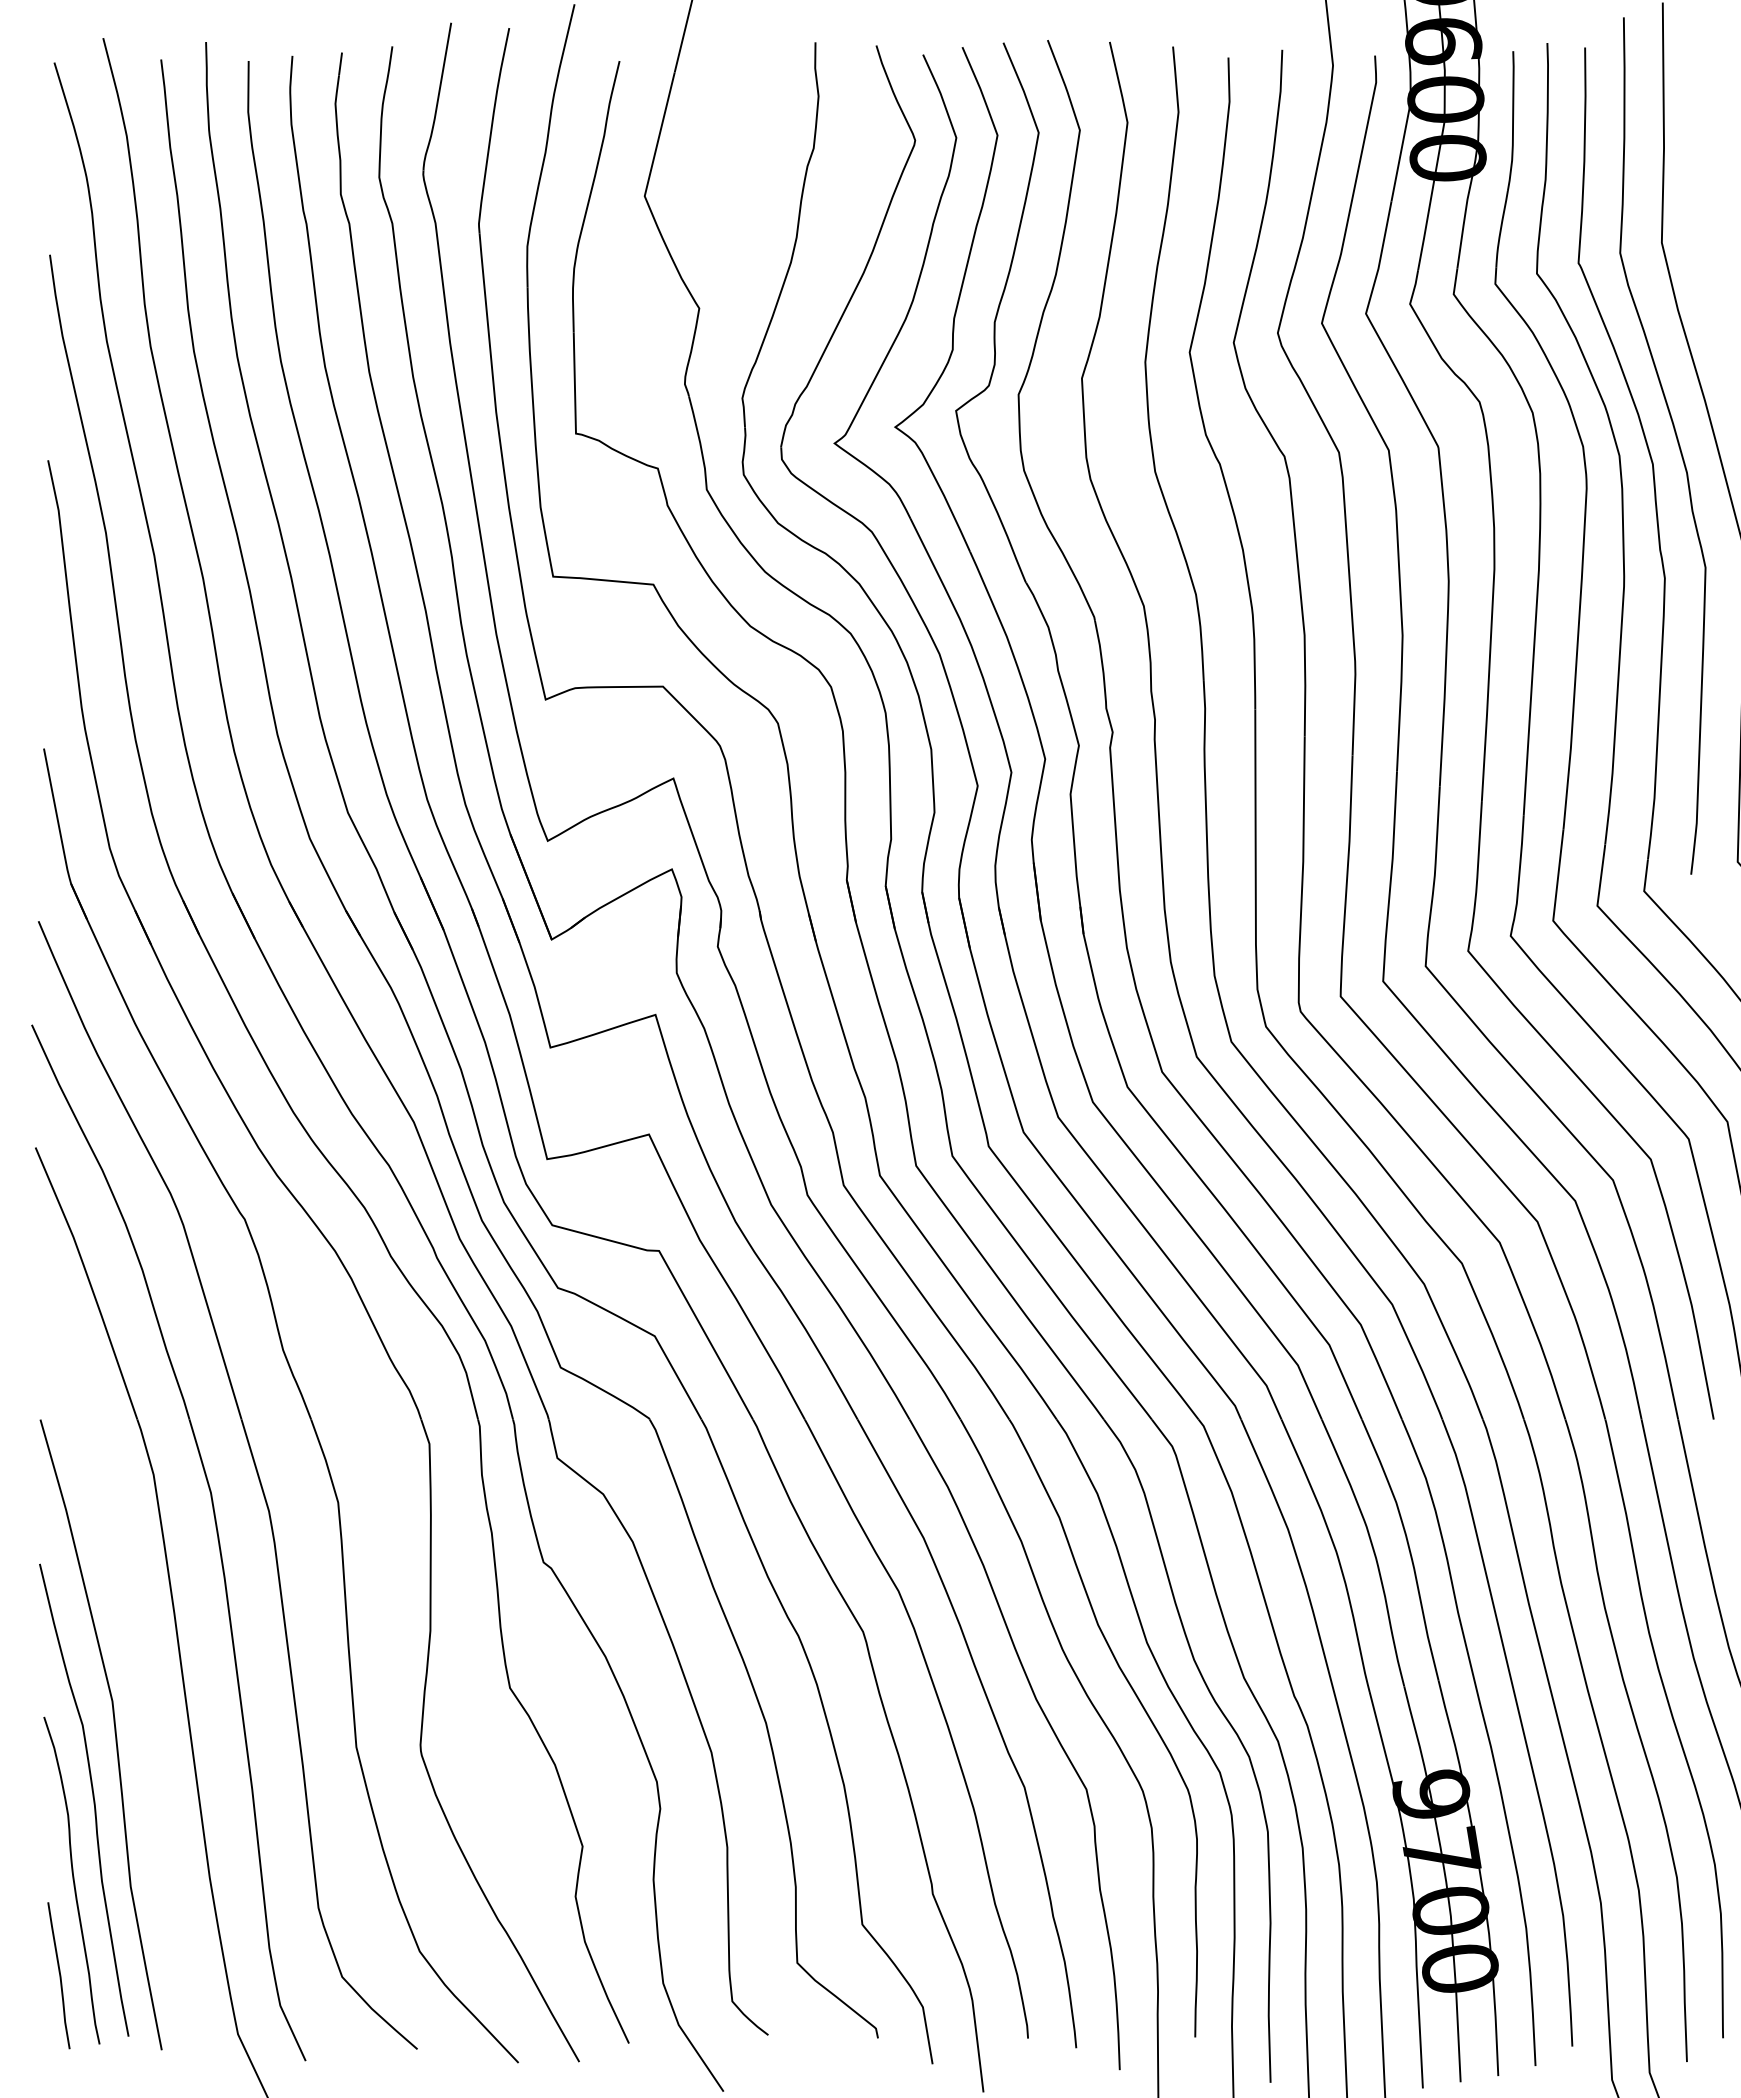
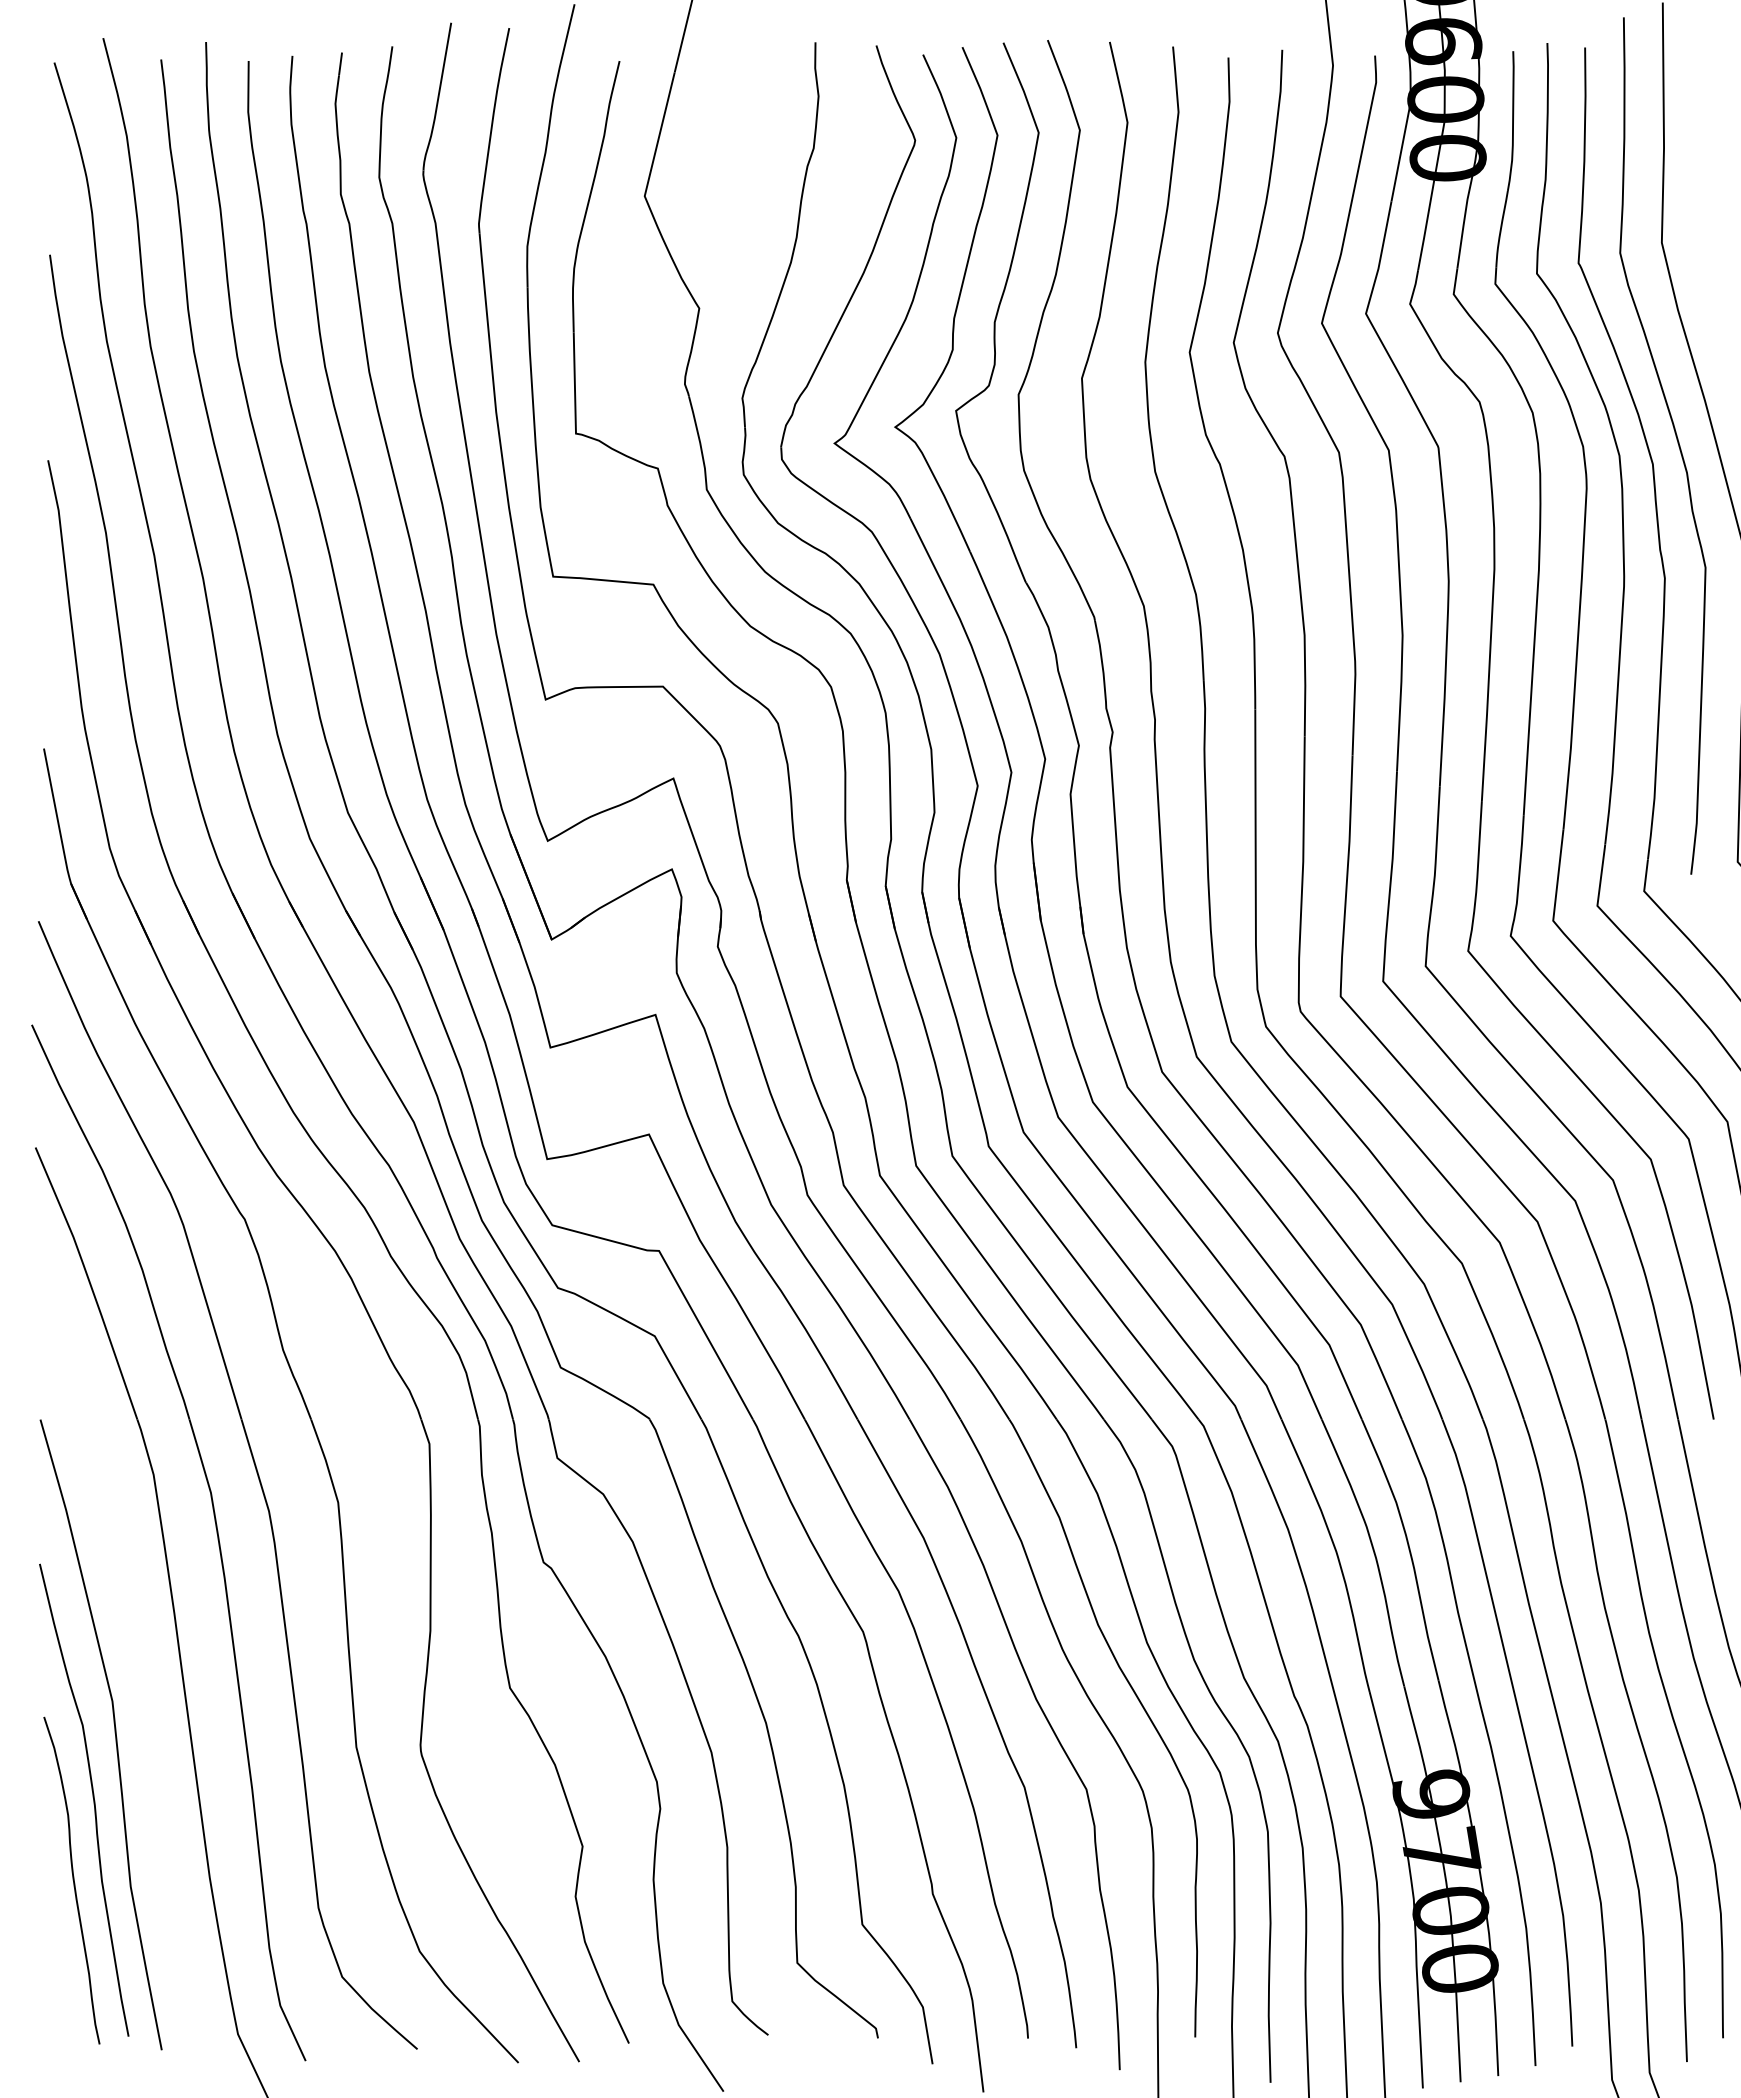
curve: present -> none (59, 1975)
